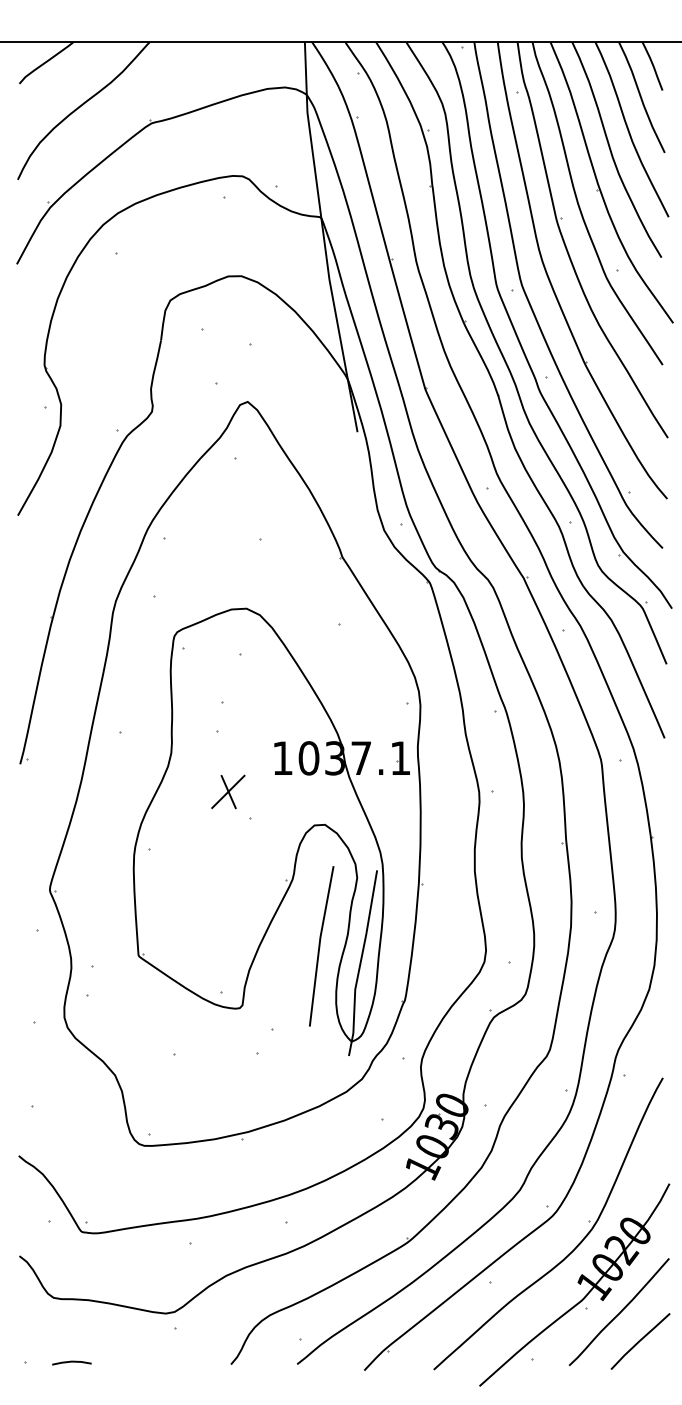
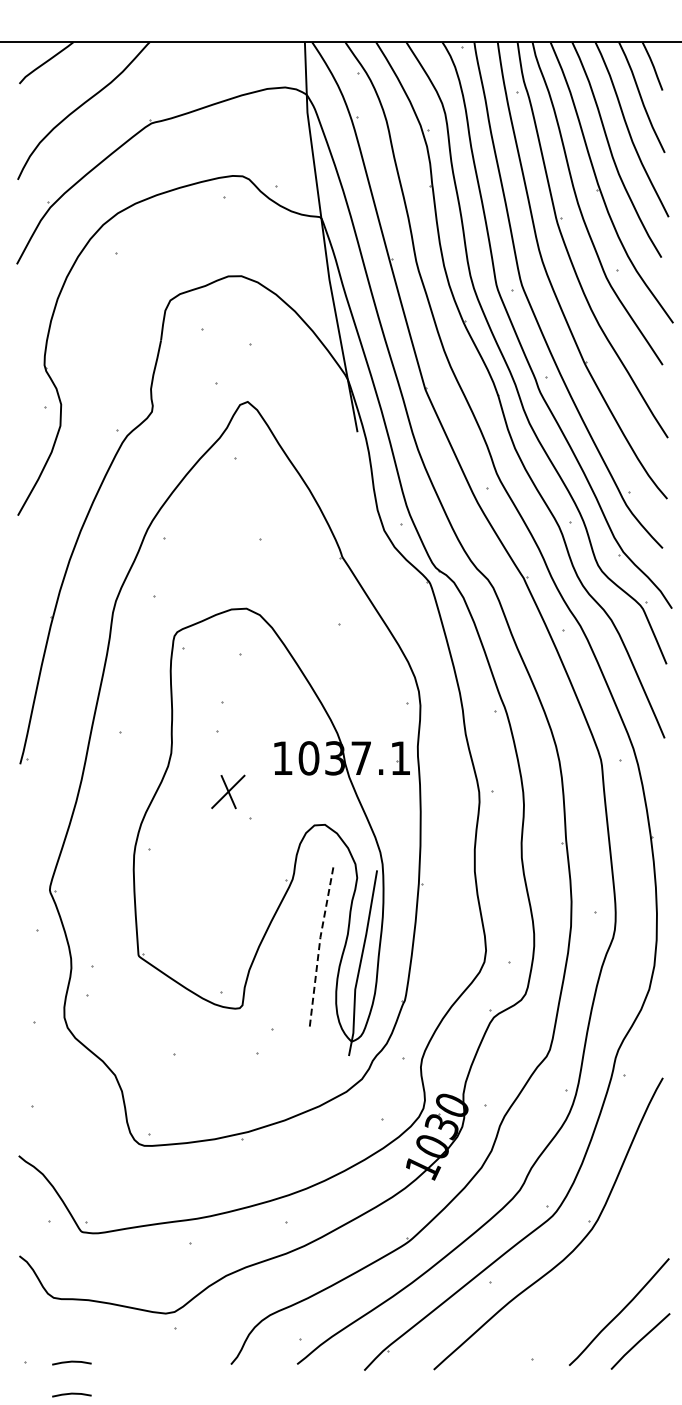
line: solid -> dashed (319, 945)
part: present -> none (574, 1284)
line: none -> present (71, 1394)
